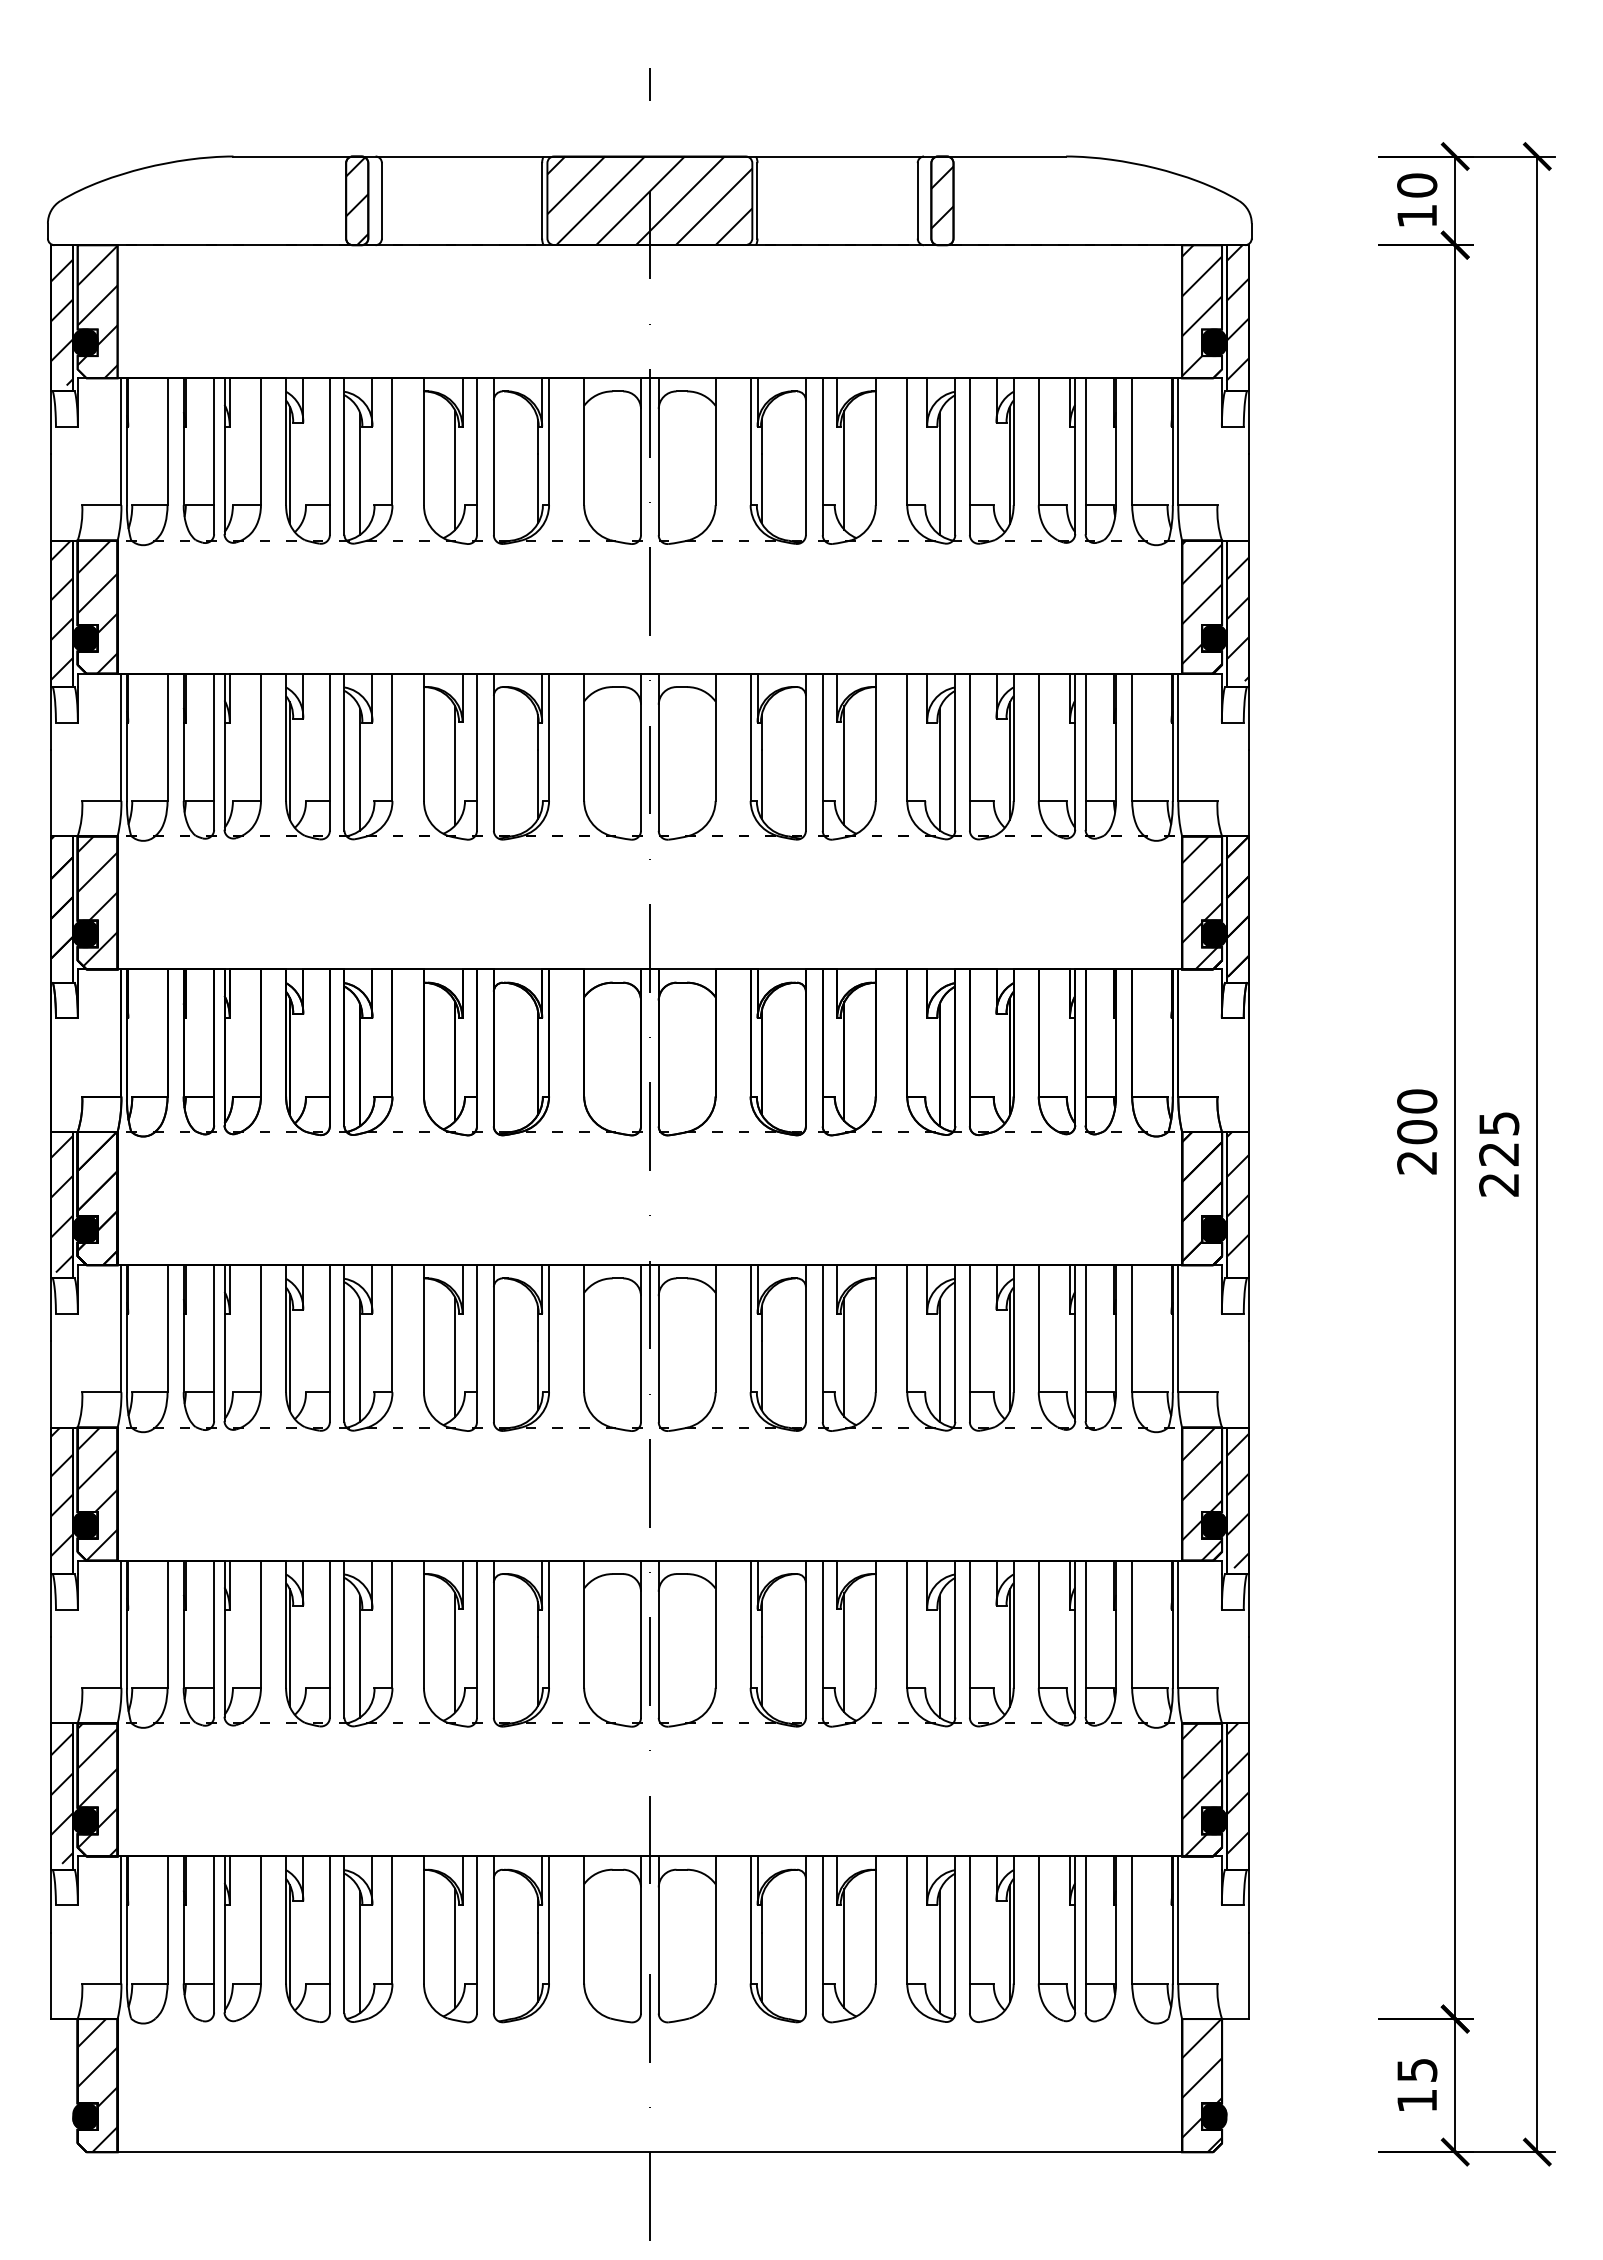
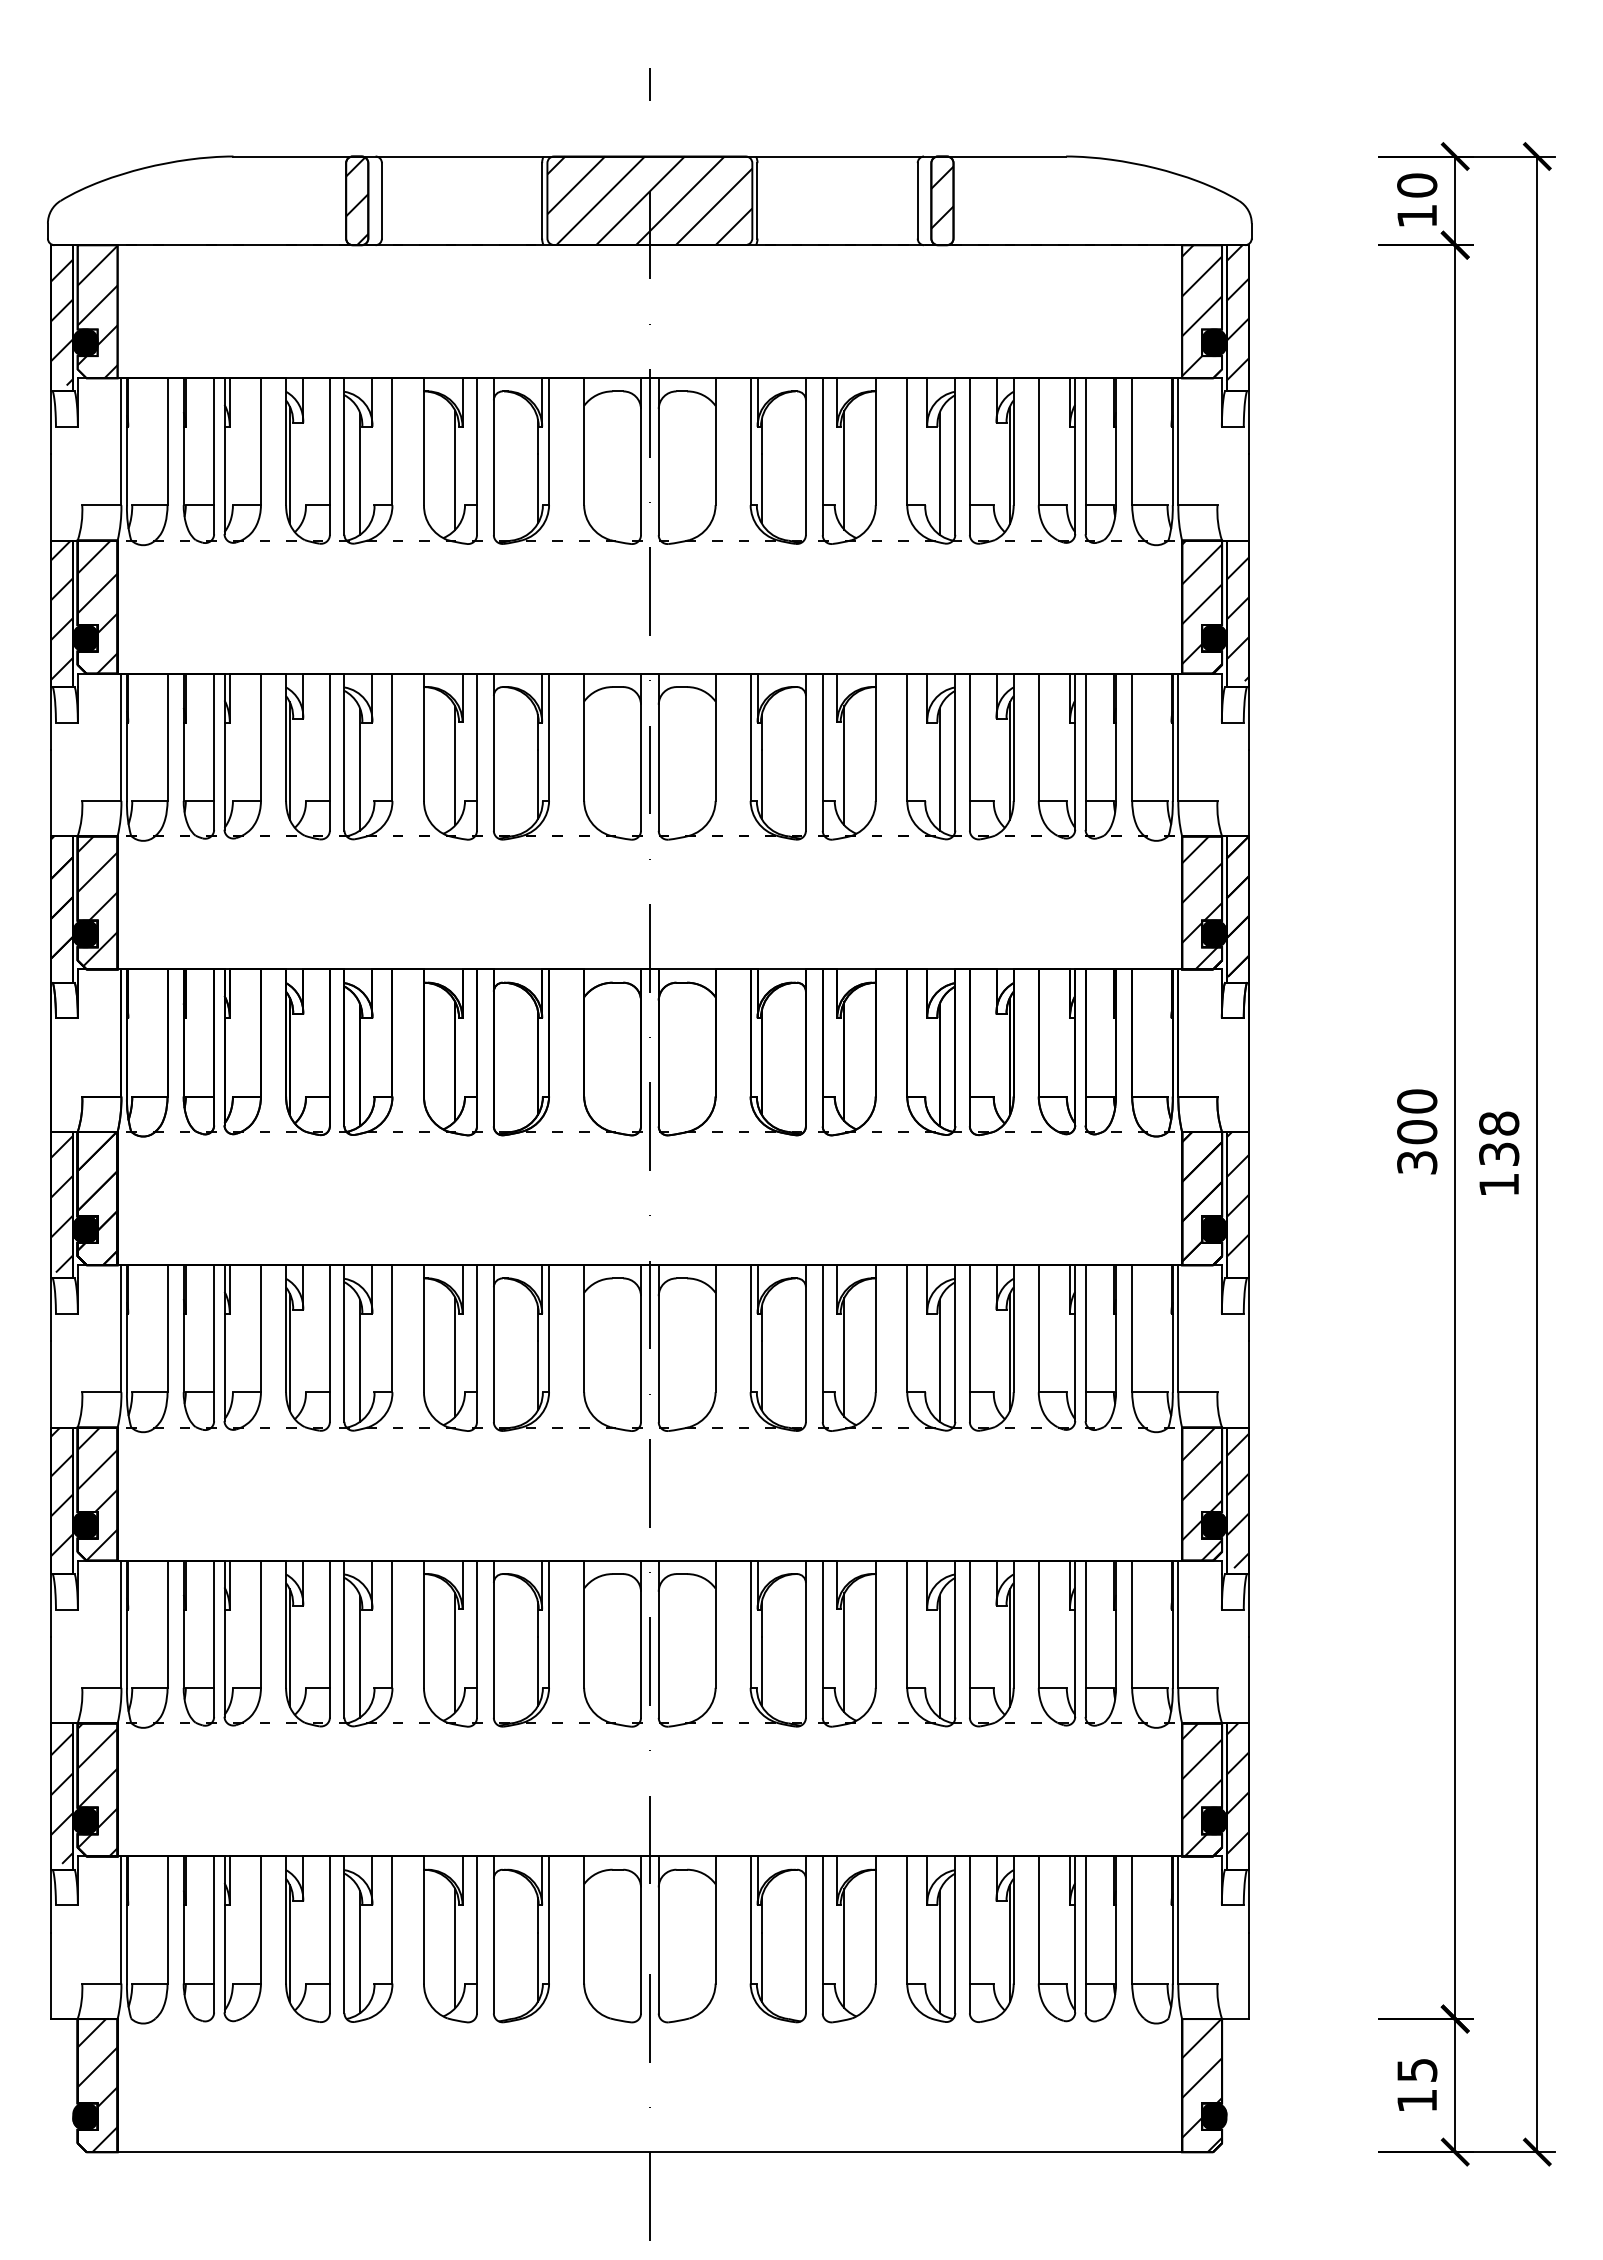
text: 225 -> 138 (1499, 1153)
text: 200 -> 300 (1417, 1162)
